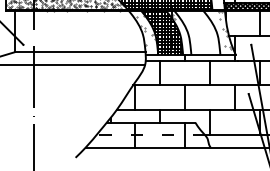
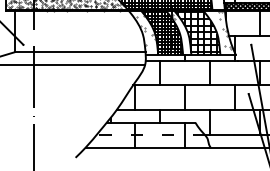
hatch: none -> present (197, 32)
